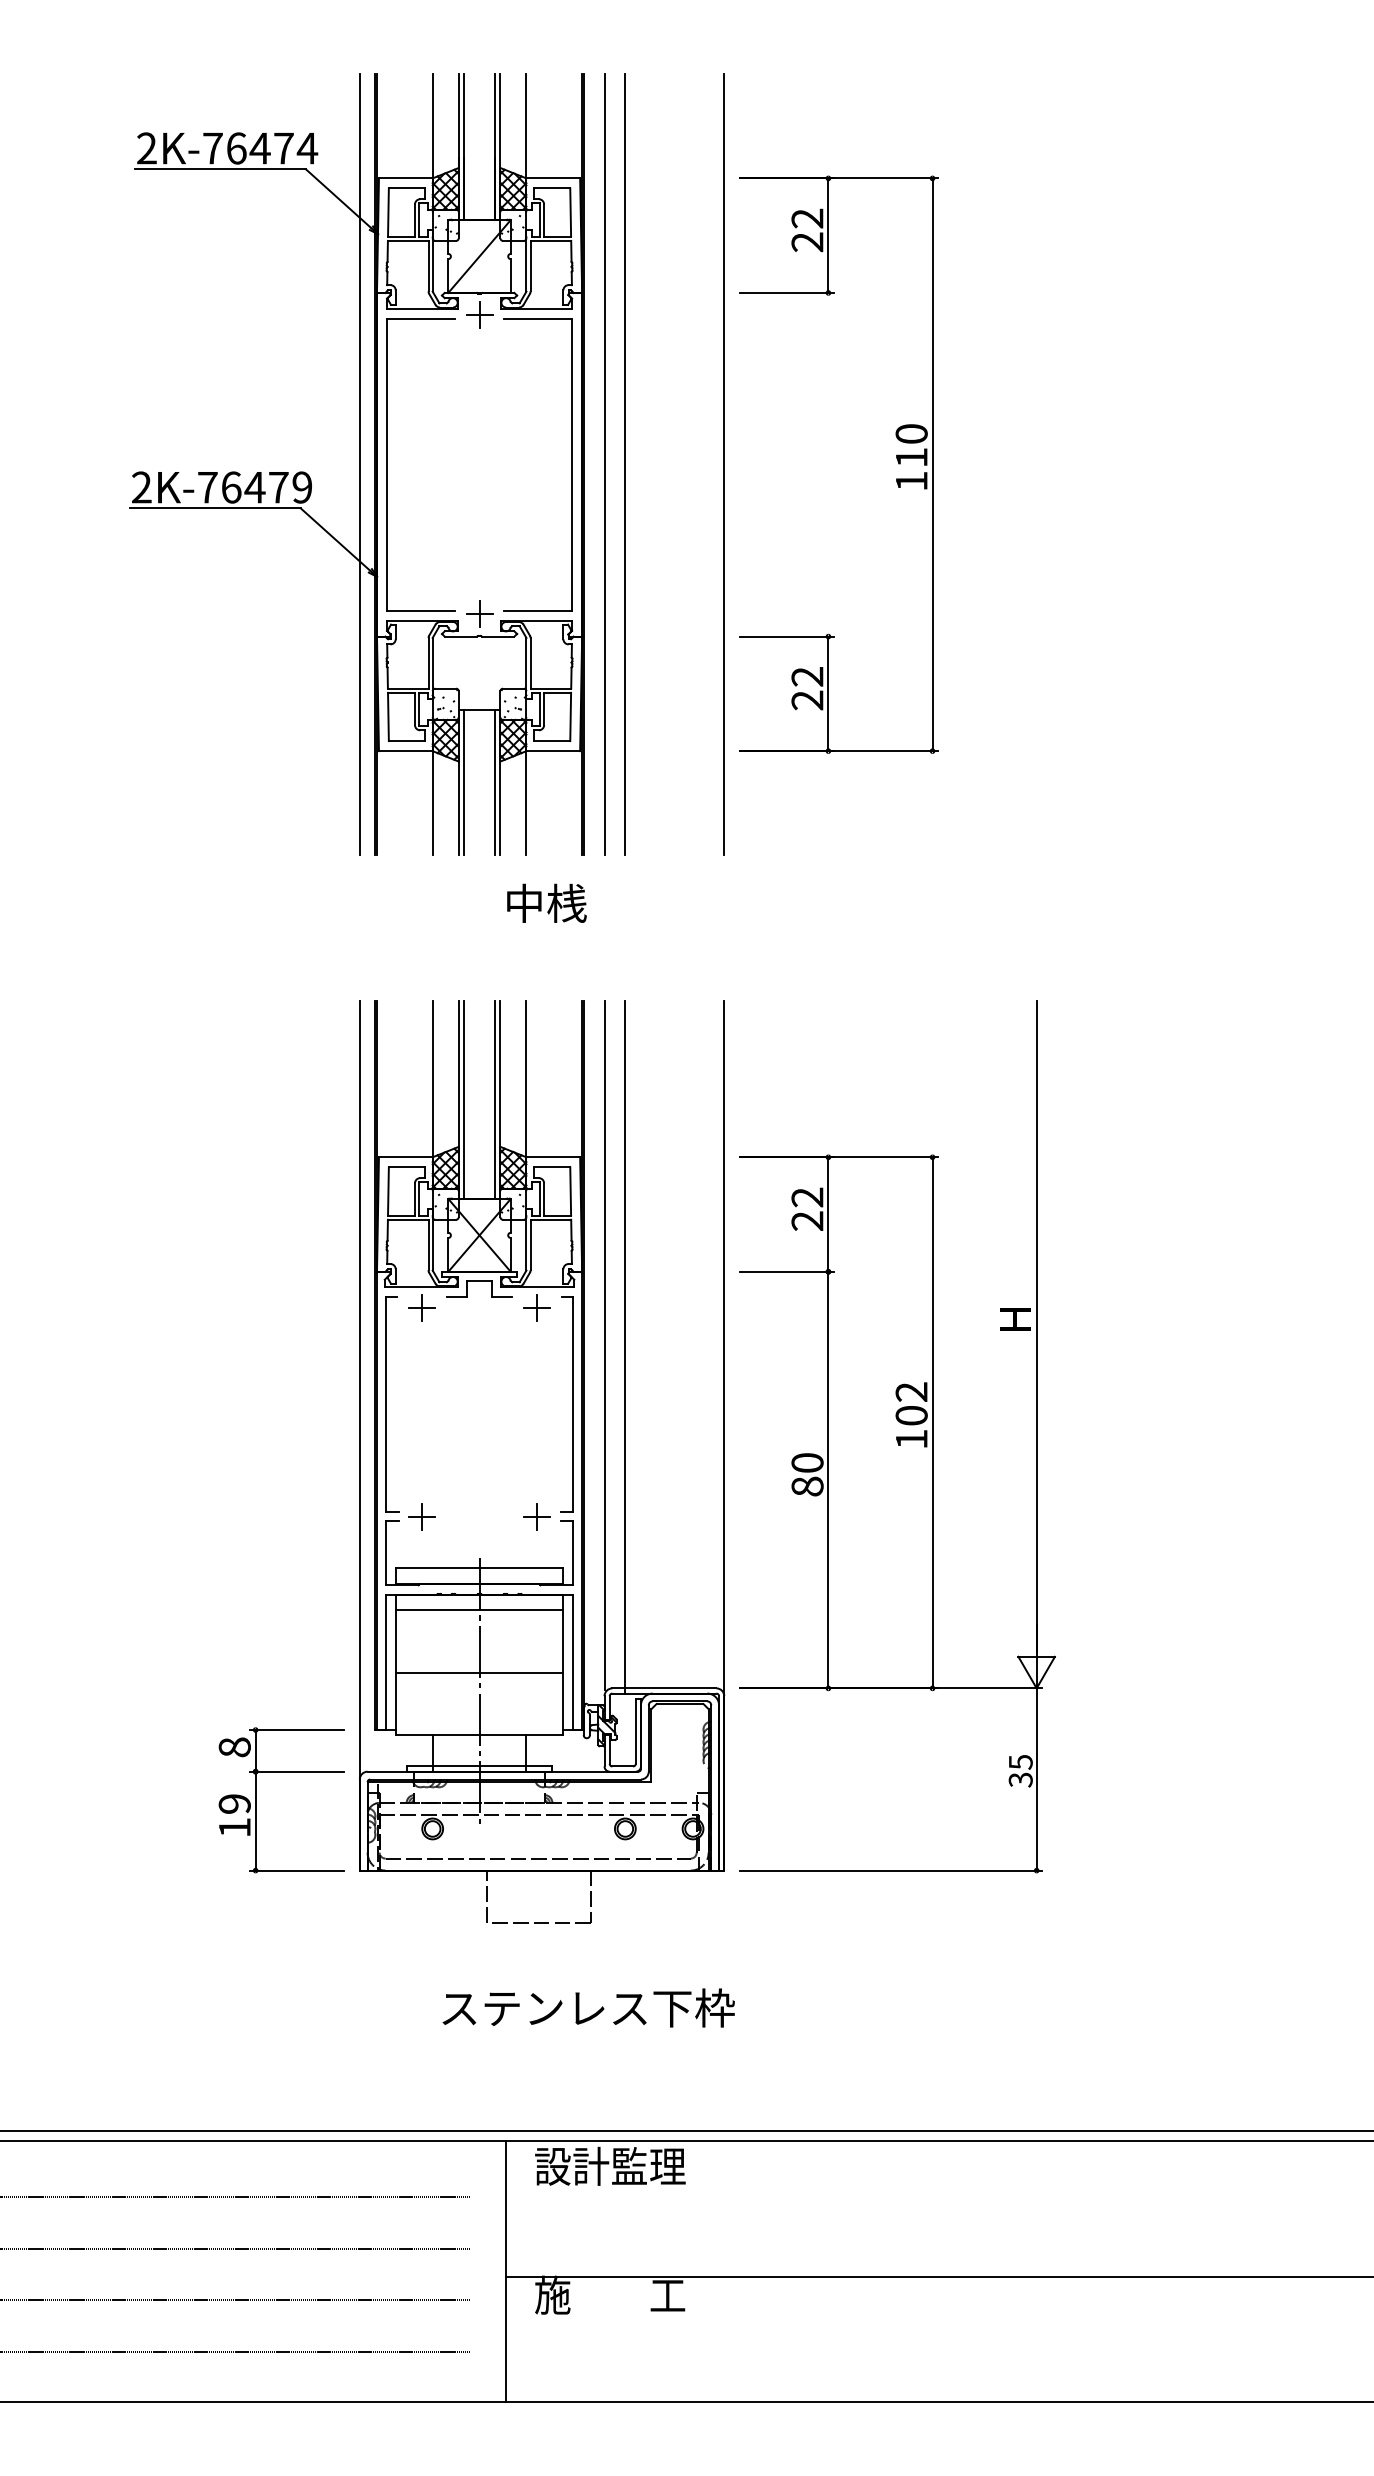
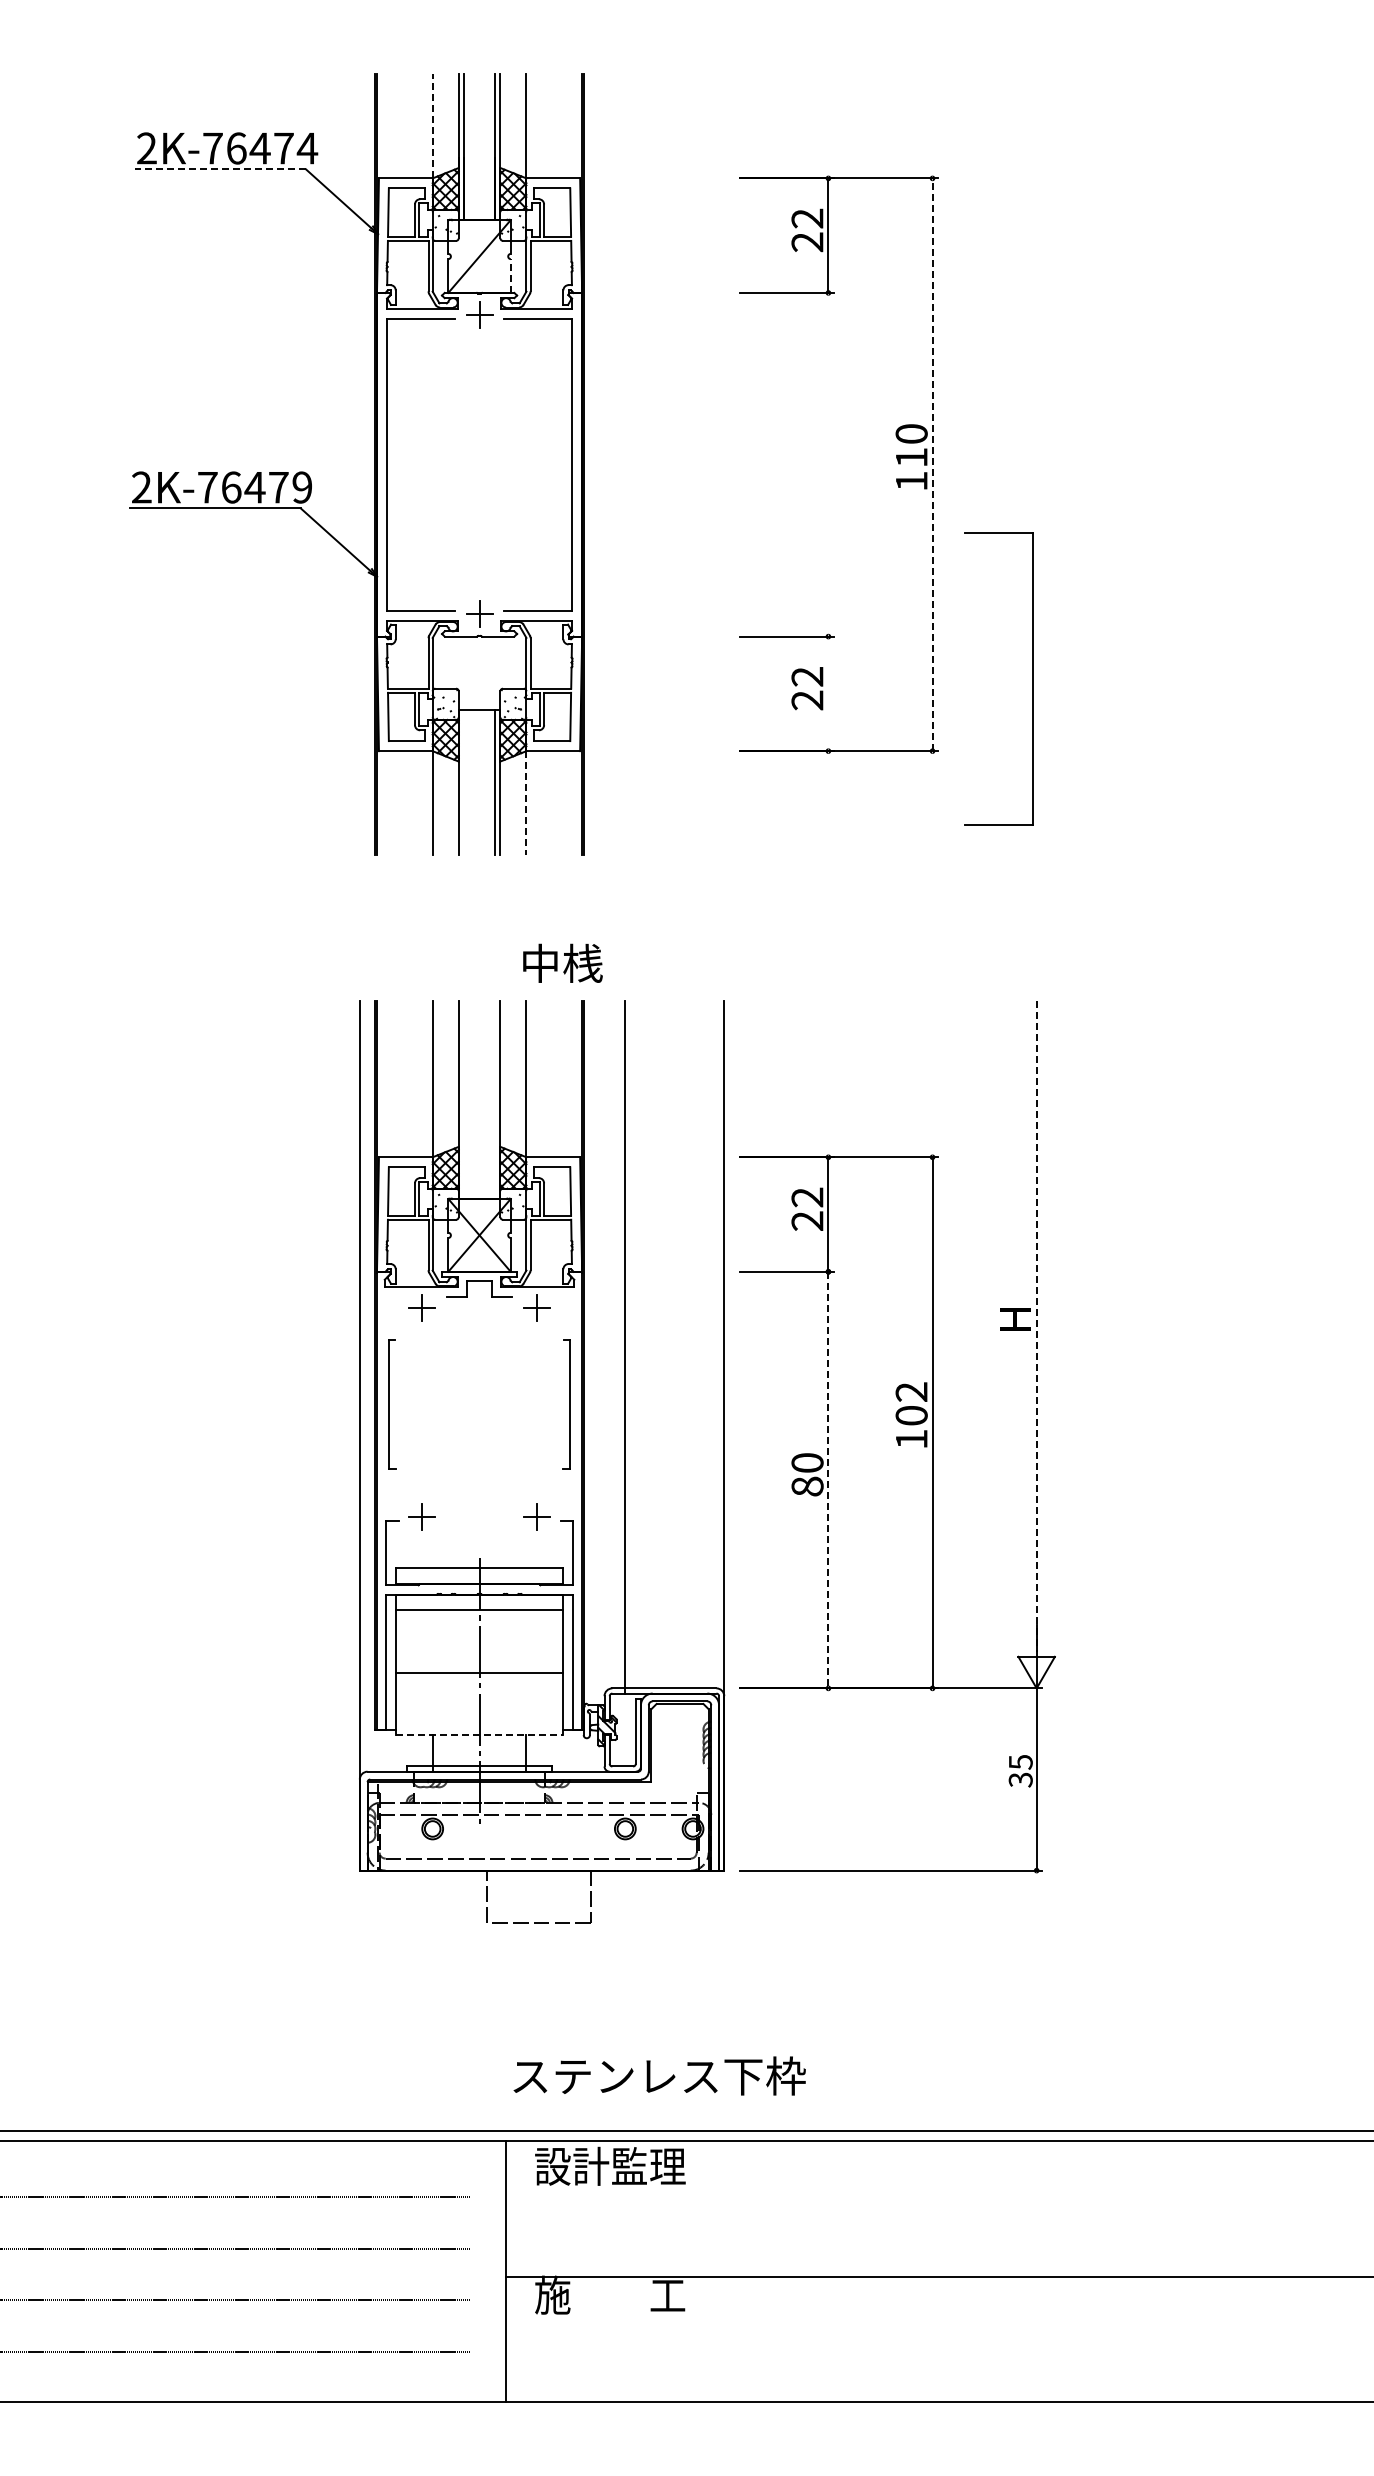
line: solid -> dashed (432, 125)
line: solid -> dashed (220, 169)
line: solid -> dashed (510, 276)
line: present -> none (359, 464)
line: present -> none (604, 464)
line: present -> none (624, 464)
line: present -> none (724, 464)
line: solid -> dashed (932, 464)
part: none -> present (1032, 678)
line: present -> none (828, 693)
line: present -> none (463, 782)
line: solid -> dashed (526, 803)
text position: (546, 902) -> (562, 962) (562, 962)
line: present -> none (463, 1099)
line: present -> none (495, 1099)
line: solid -> dashed (1036, 1327)
line: present -> none (604, 1345)
part size: 15x217 px -> 9x131 px (392, 1404)
part size: 14x217 px -> 9x131 px (566, 1404)
line: solid -> dashed (828, 1480)
line: solid -> dashed (480, 1735)
part: present -> none (256, 1800)
text position: (588, 2007) -> (659, 2075) (659, 2075)
